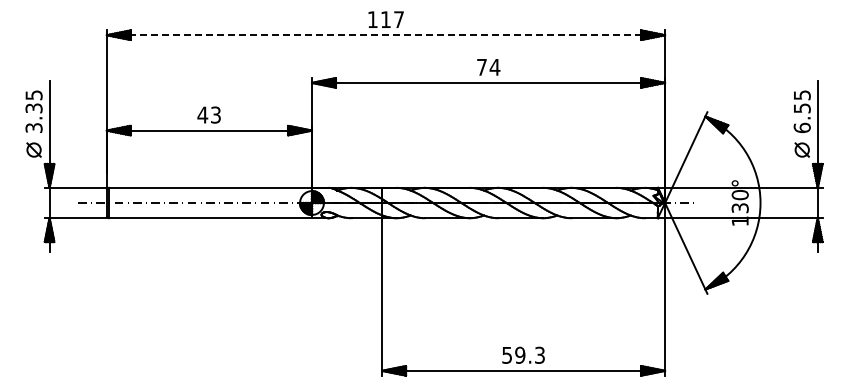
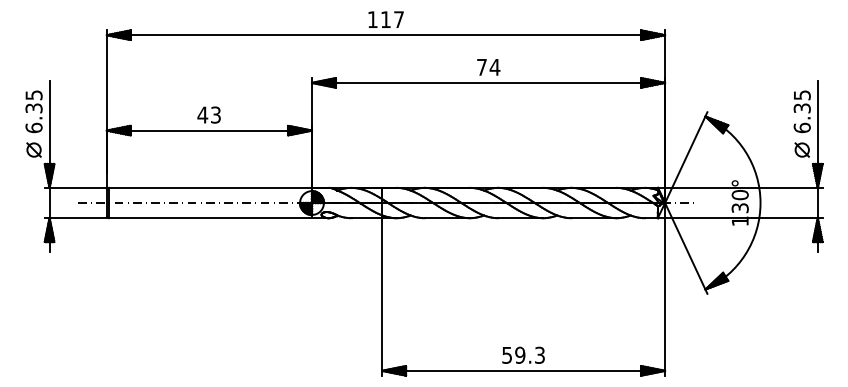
line: dashed -> solid (386, 35)
text: 6.55 -> 6.35 (801, 107)
text: 3.35 -> 6.35 (33, 127)
